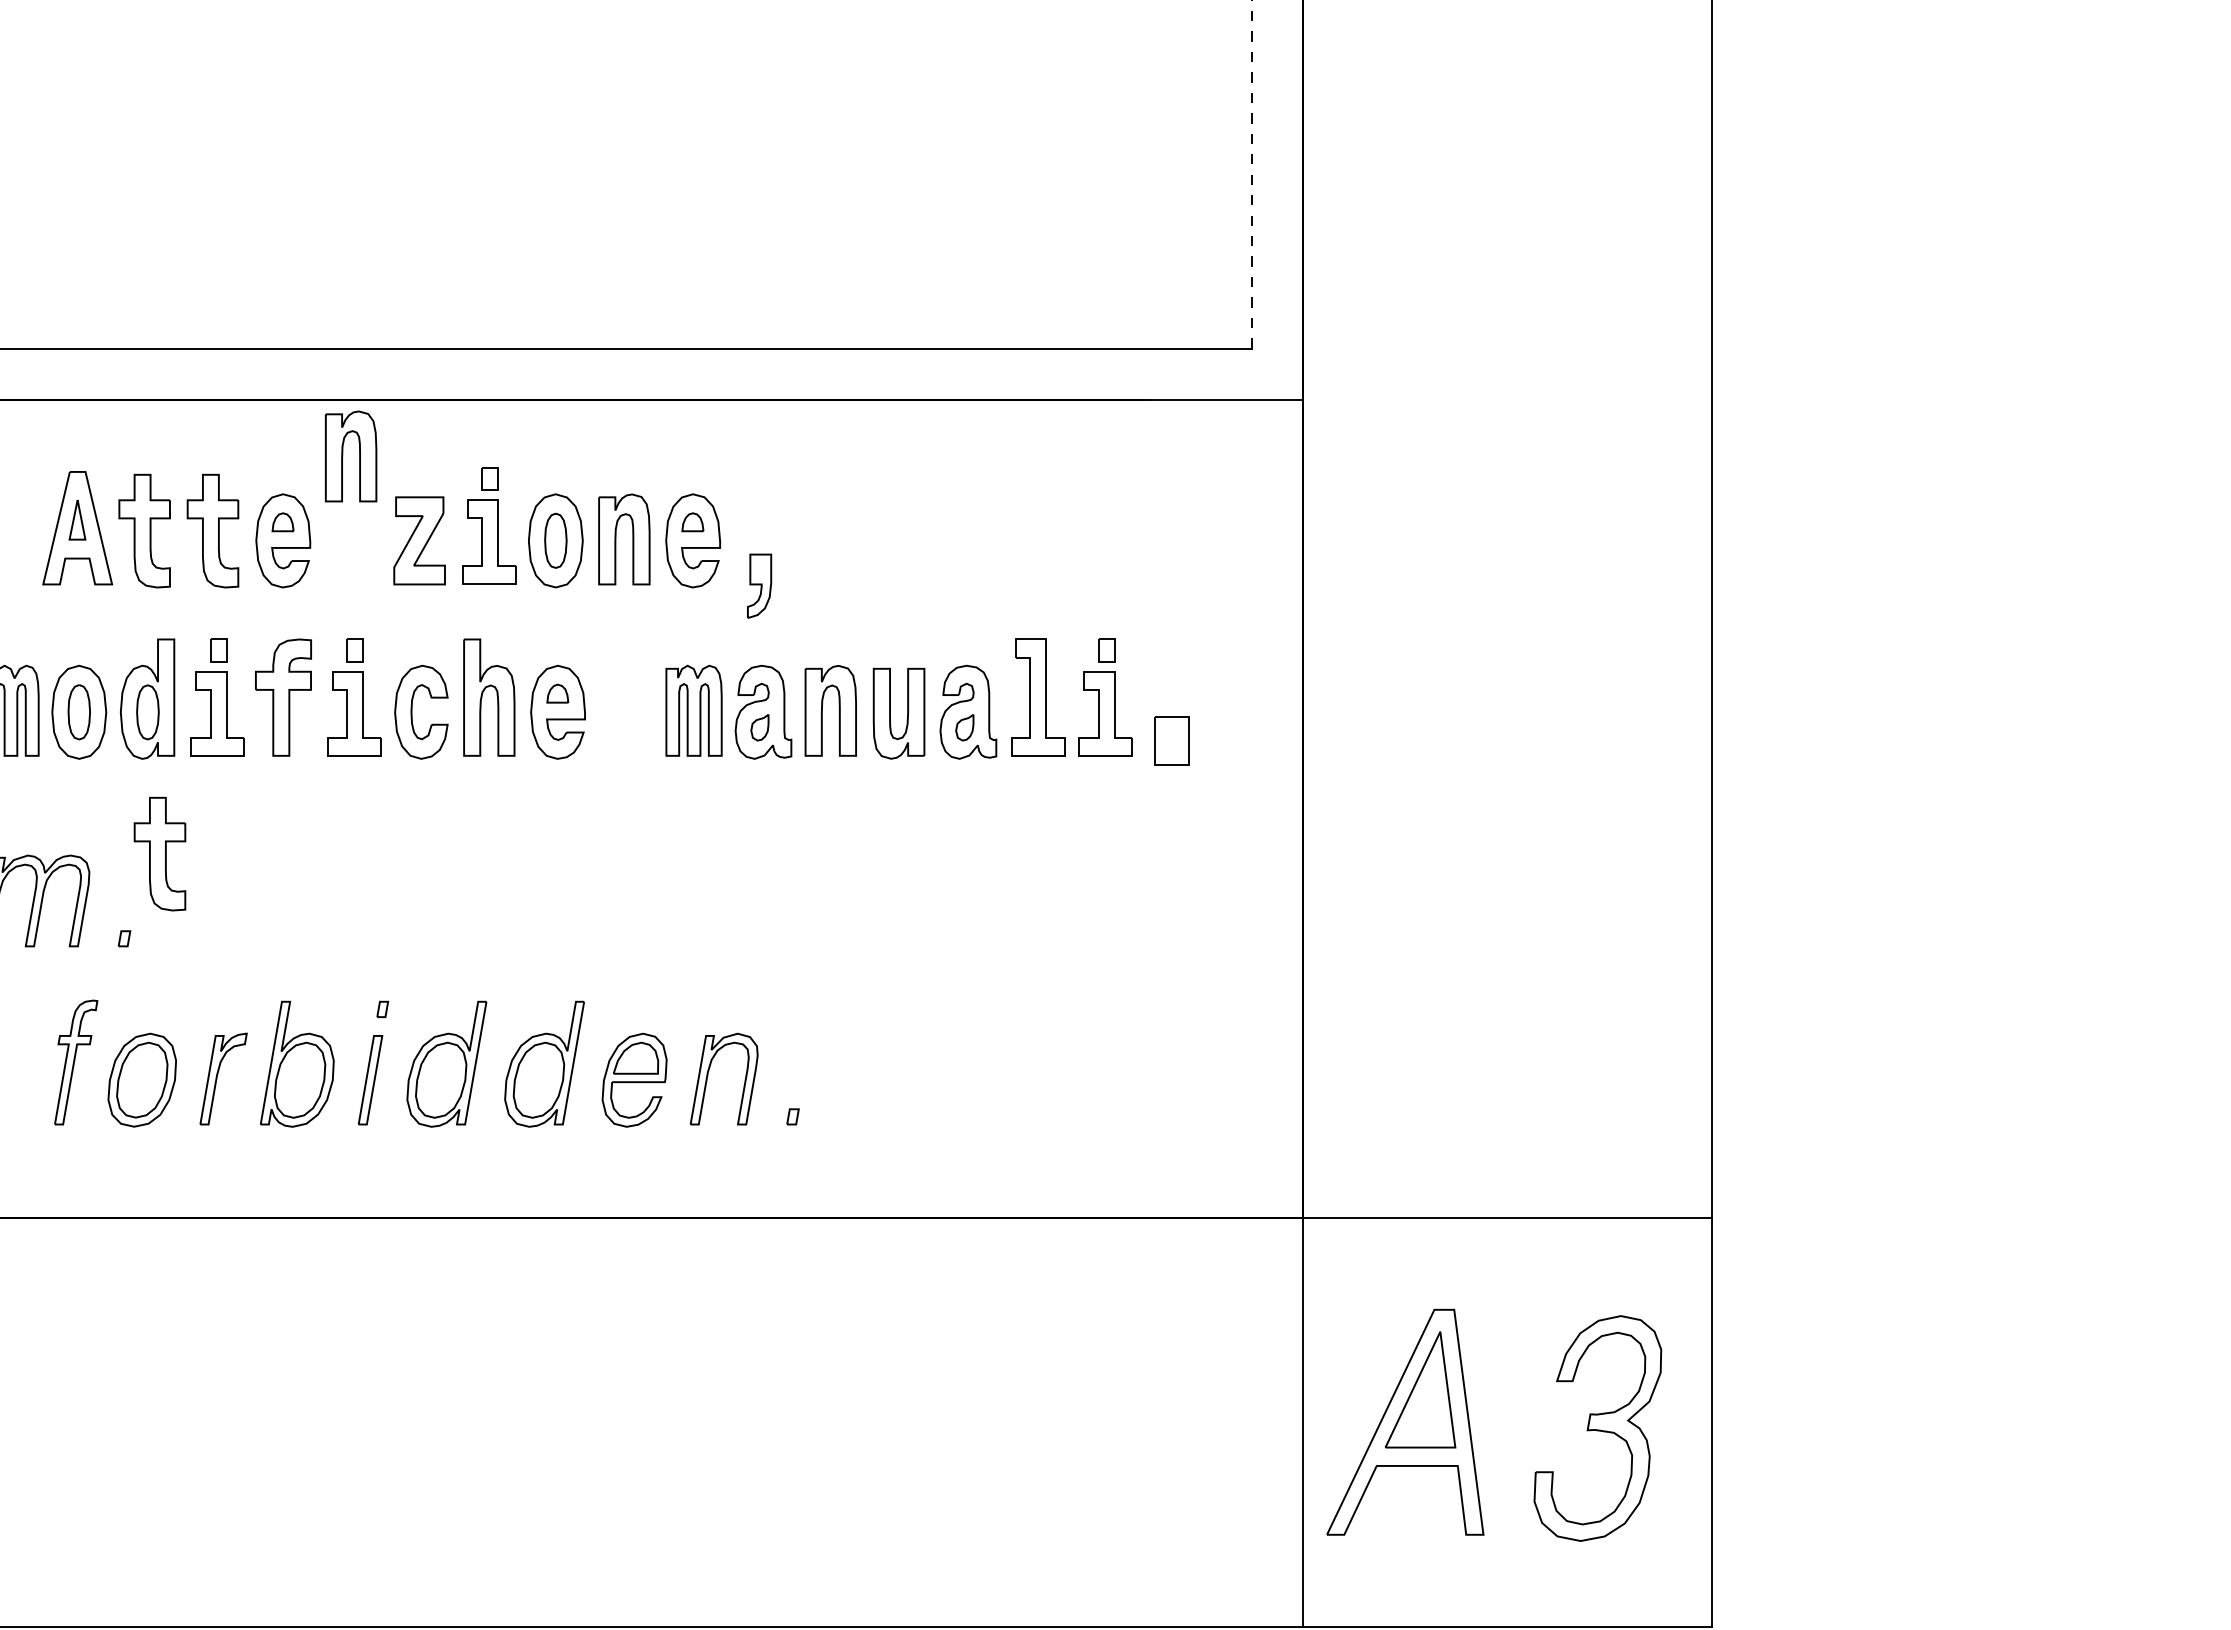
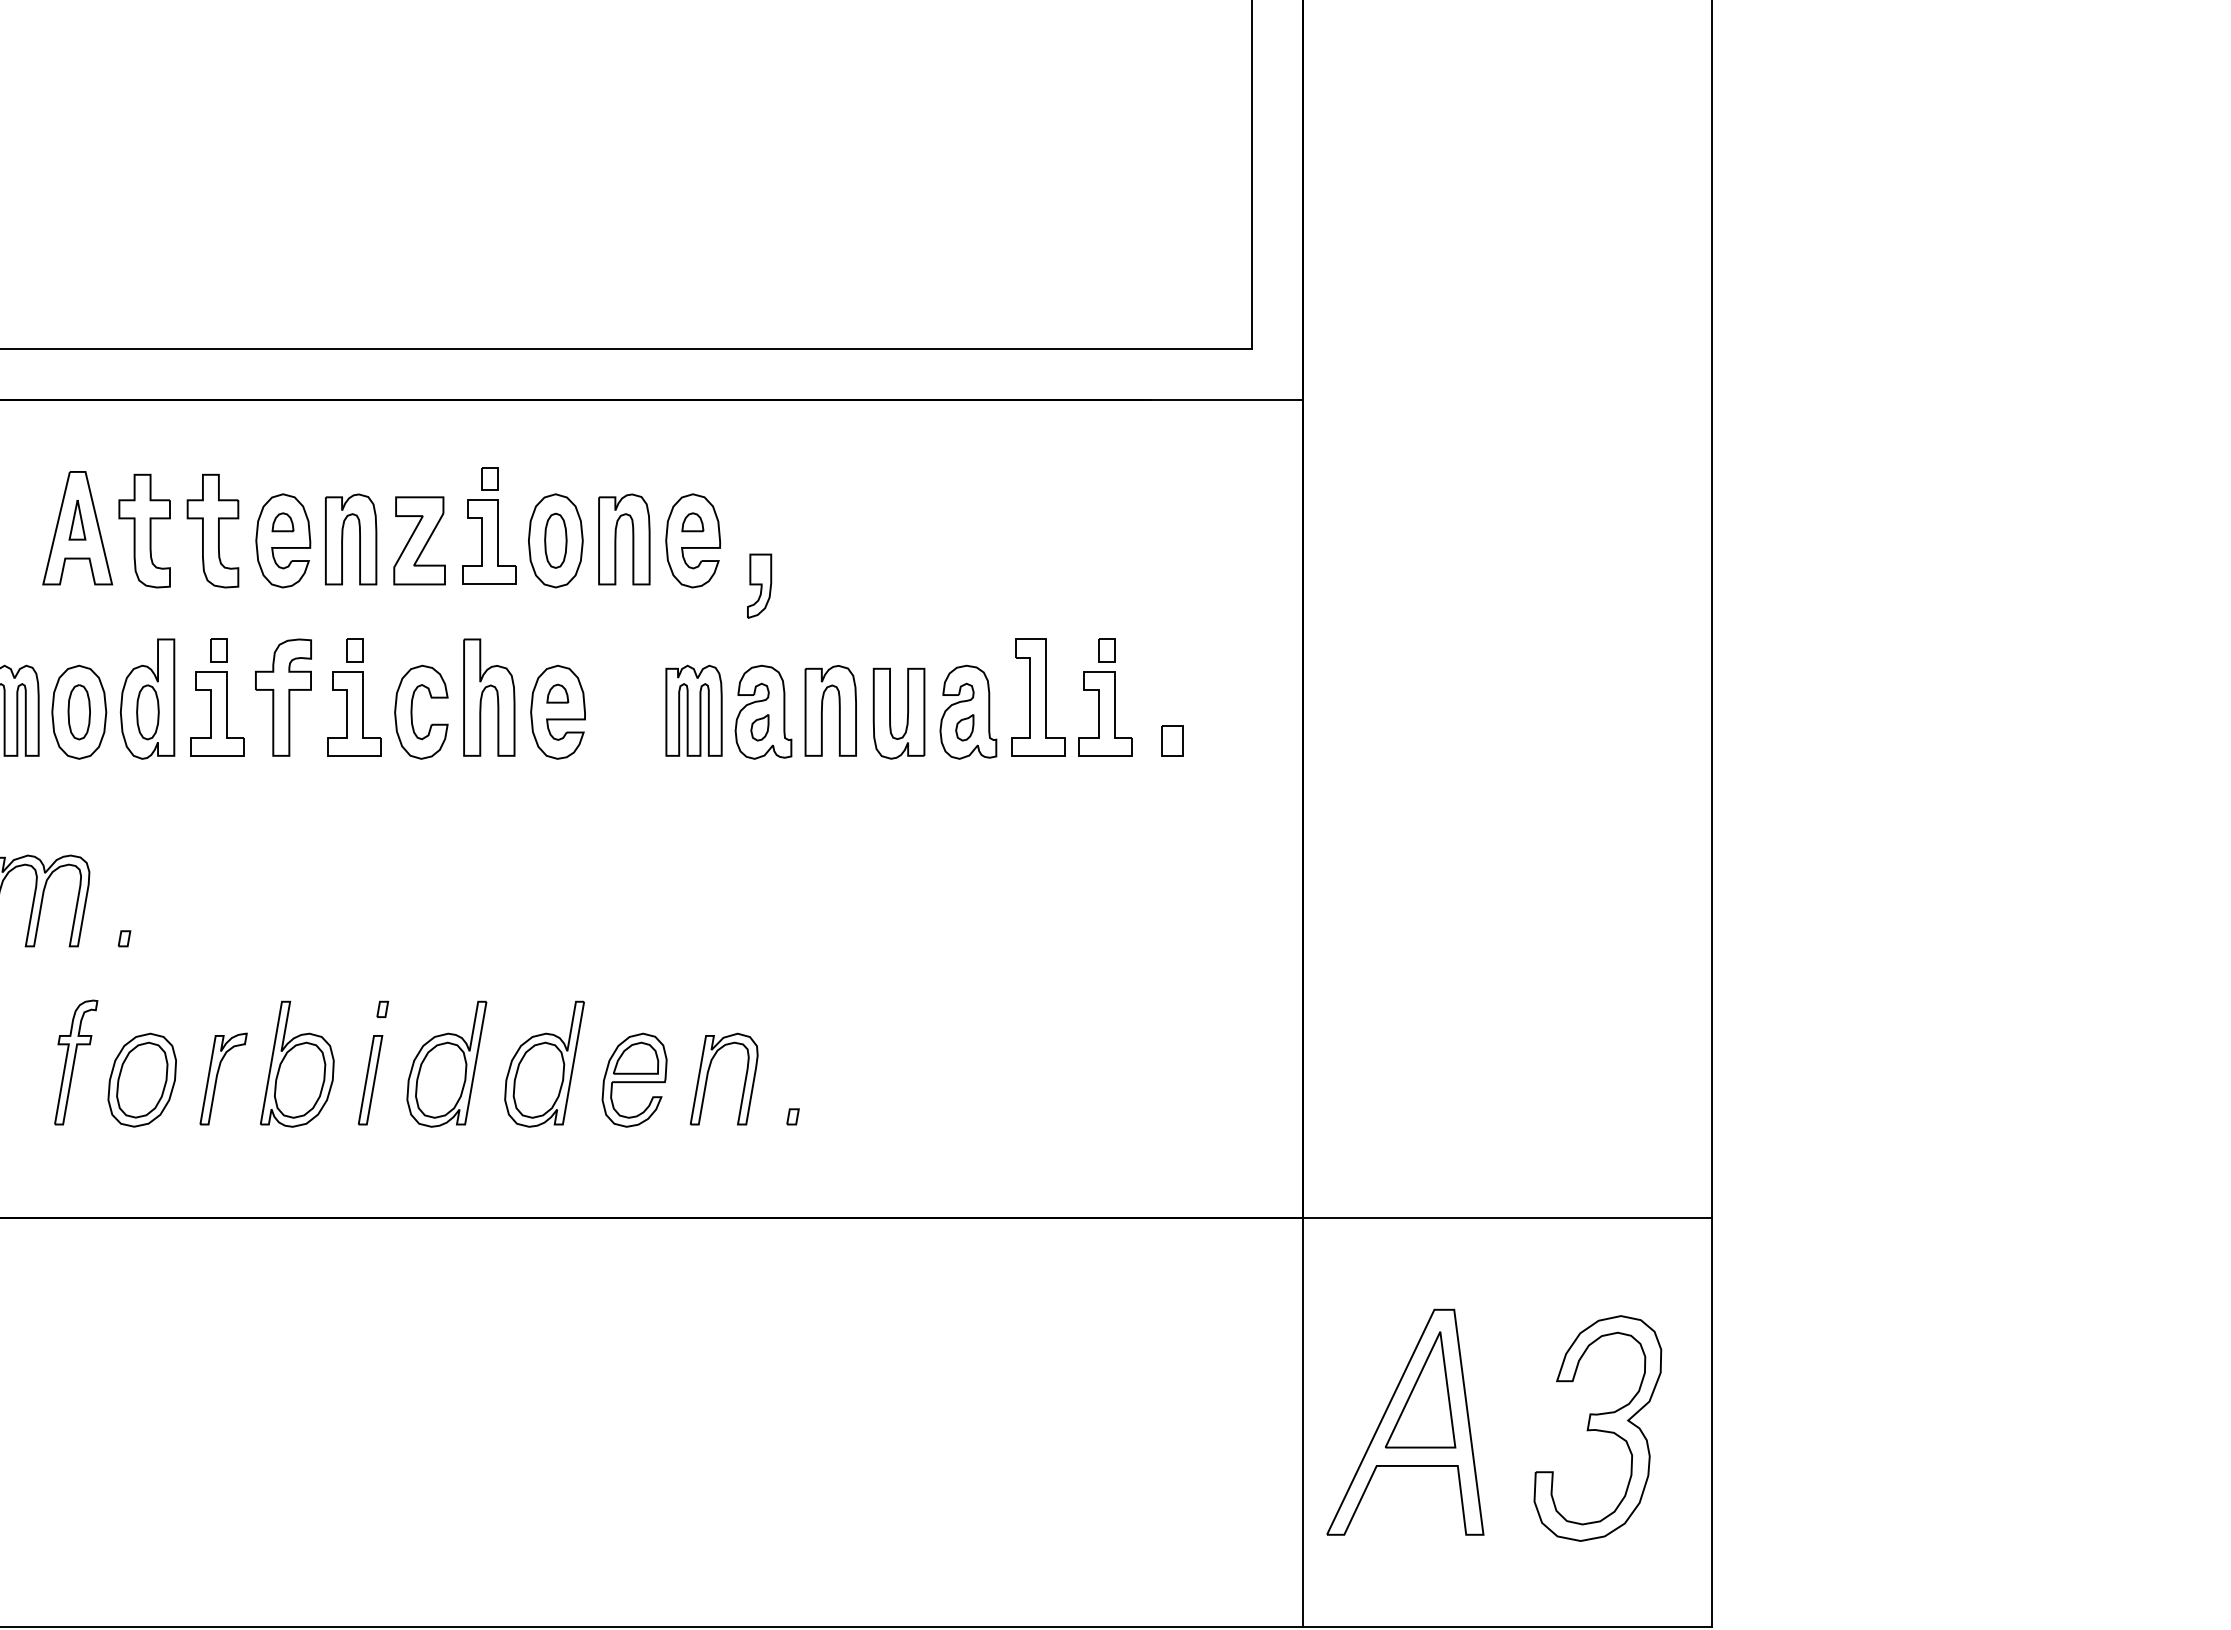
line: dashed -> solid (1252, 174)
part position: (343, 456) -> (343, 539) (343, 539)
part size: 36x50 px -> 23x32 px (1172, 740)
part: present -> none (159, 853)
